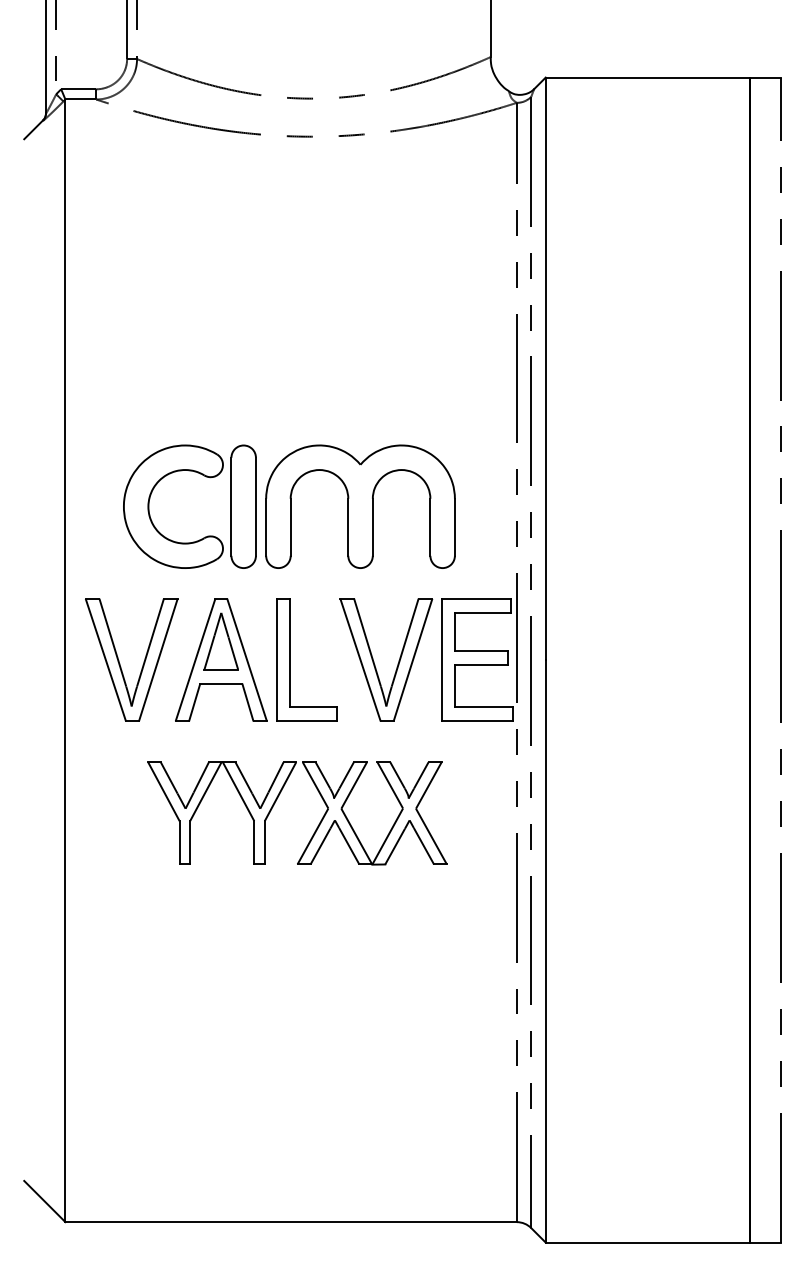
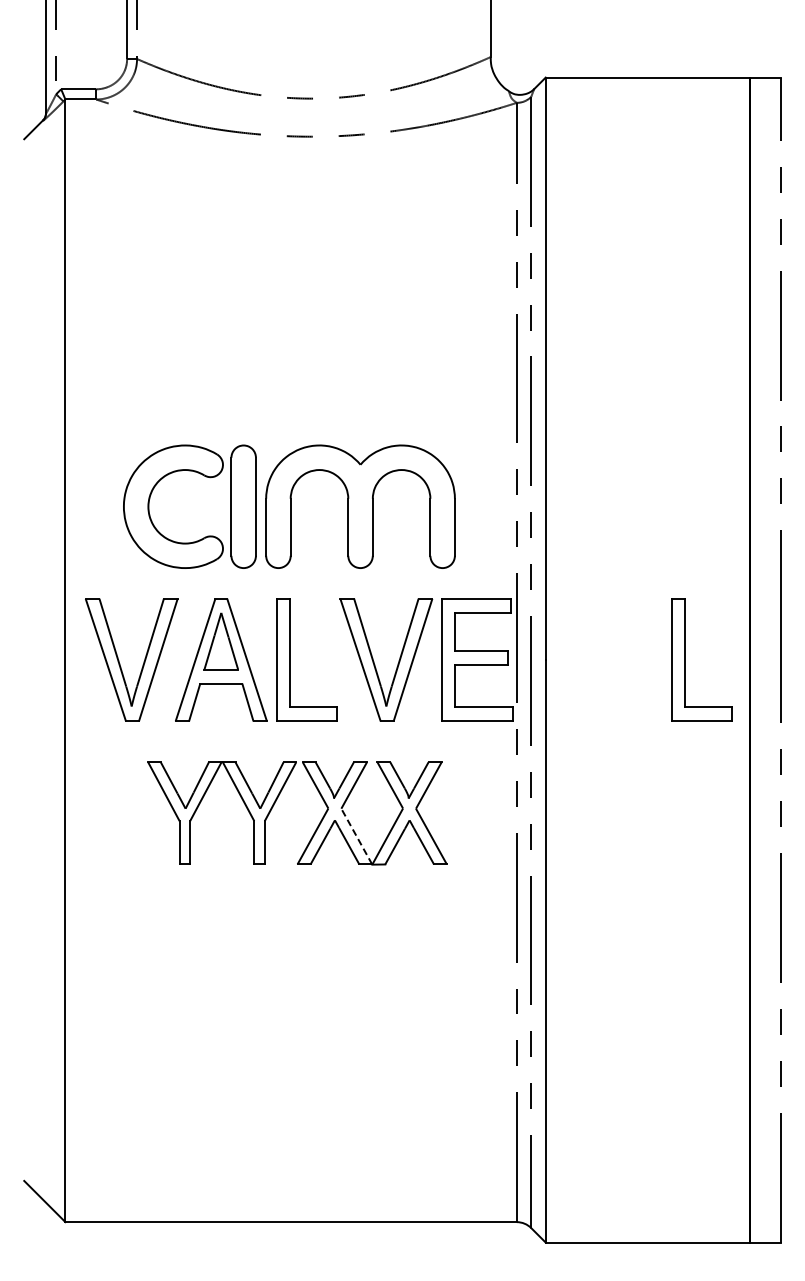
part: none -> present (685, 659)
line: solid -> dashed (356, 835)
